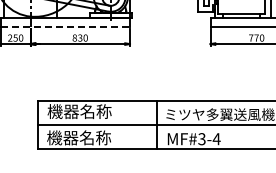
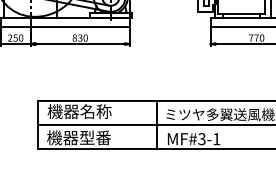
line: dashed -> solid (65, 27)
text: 機器名称 -> 機器型番 (94, 137)
text: MF#3-4 -> MF#3-1 (216, 139)
